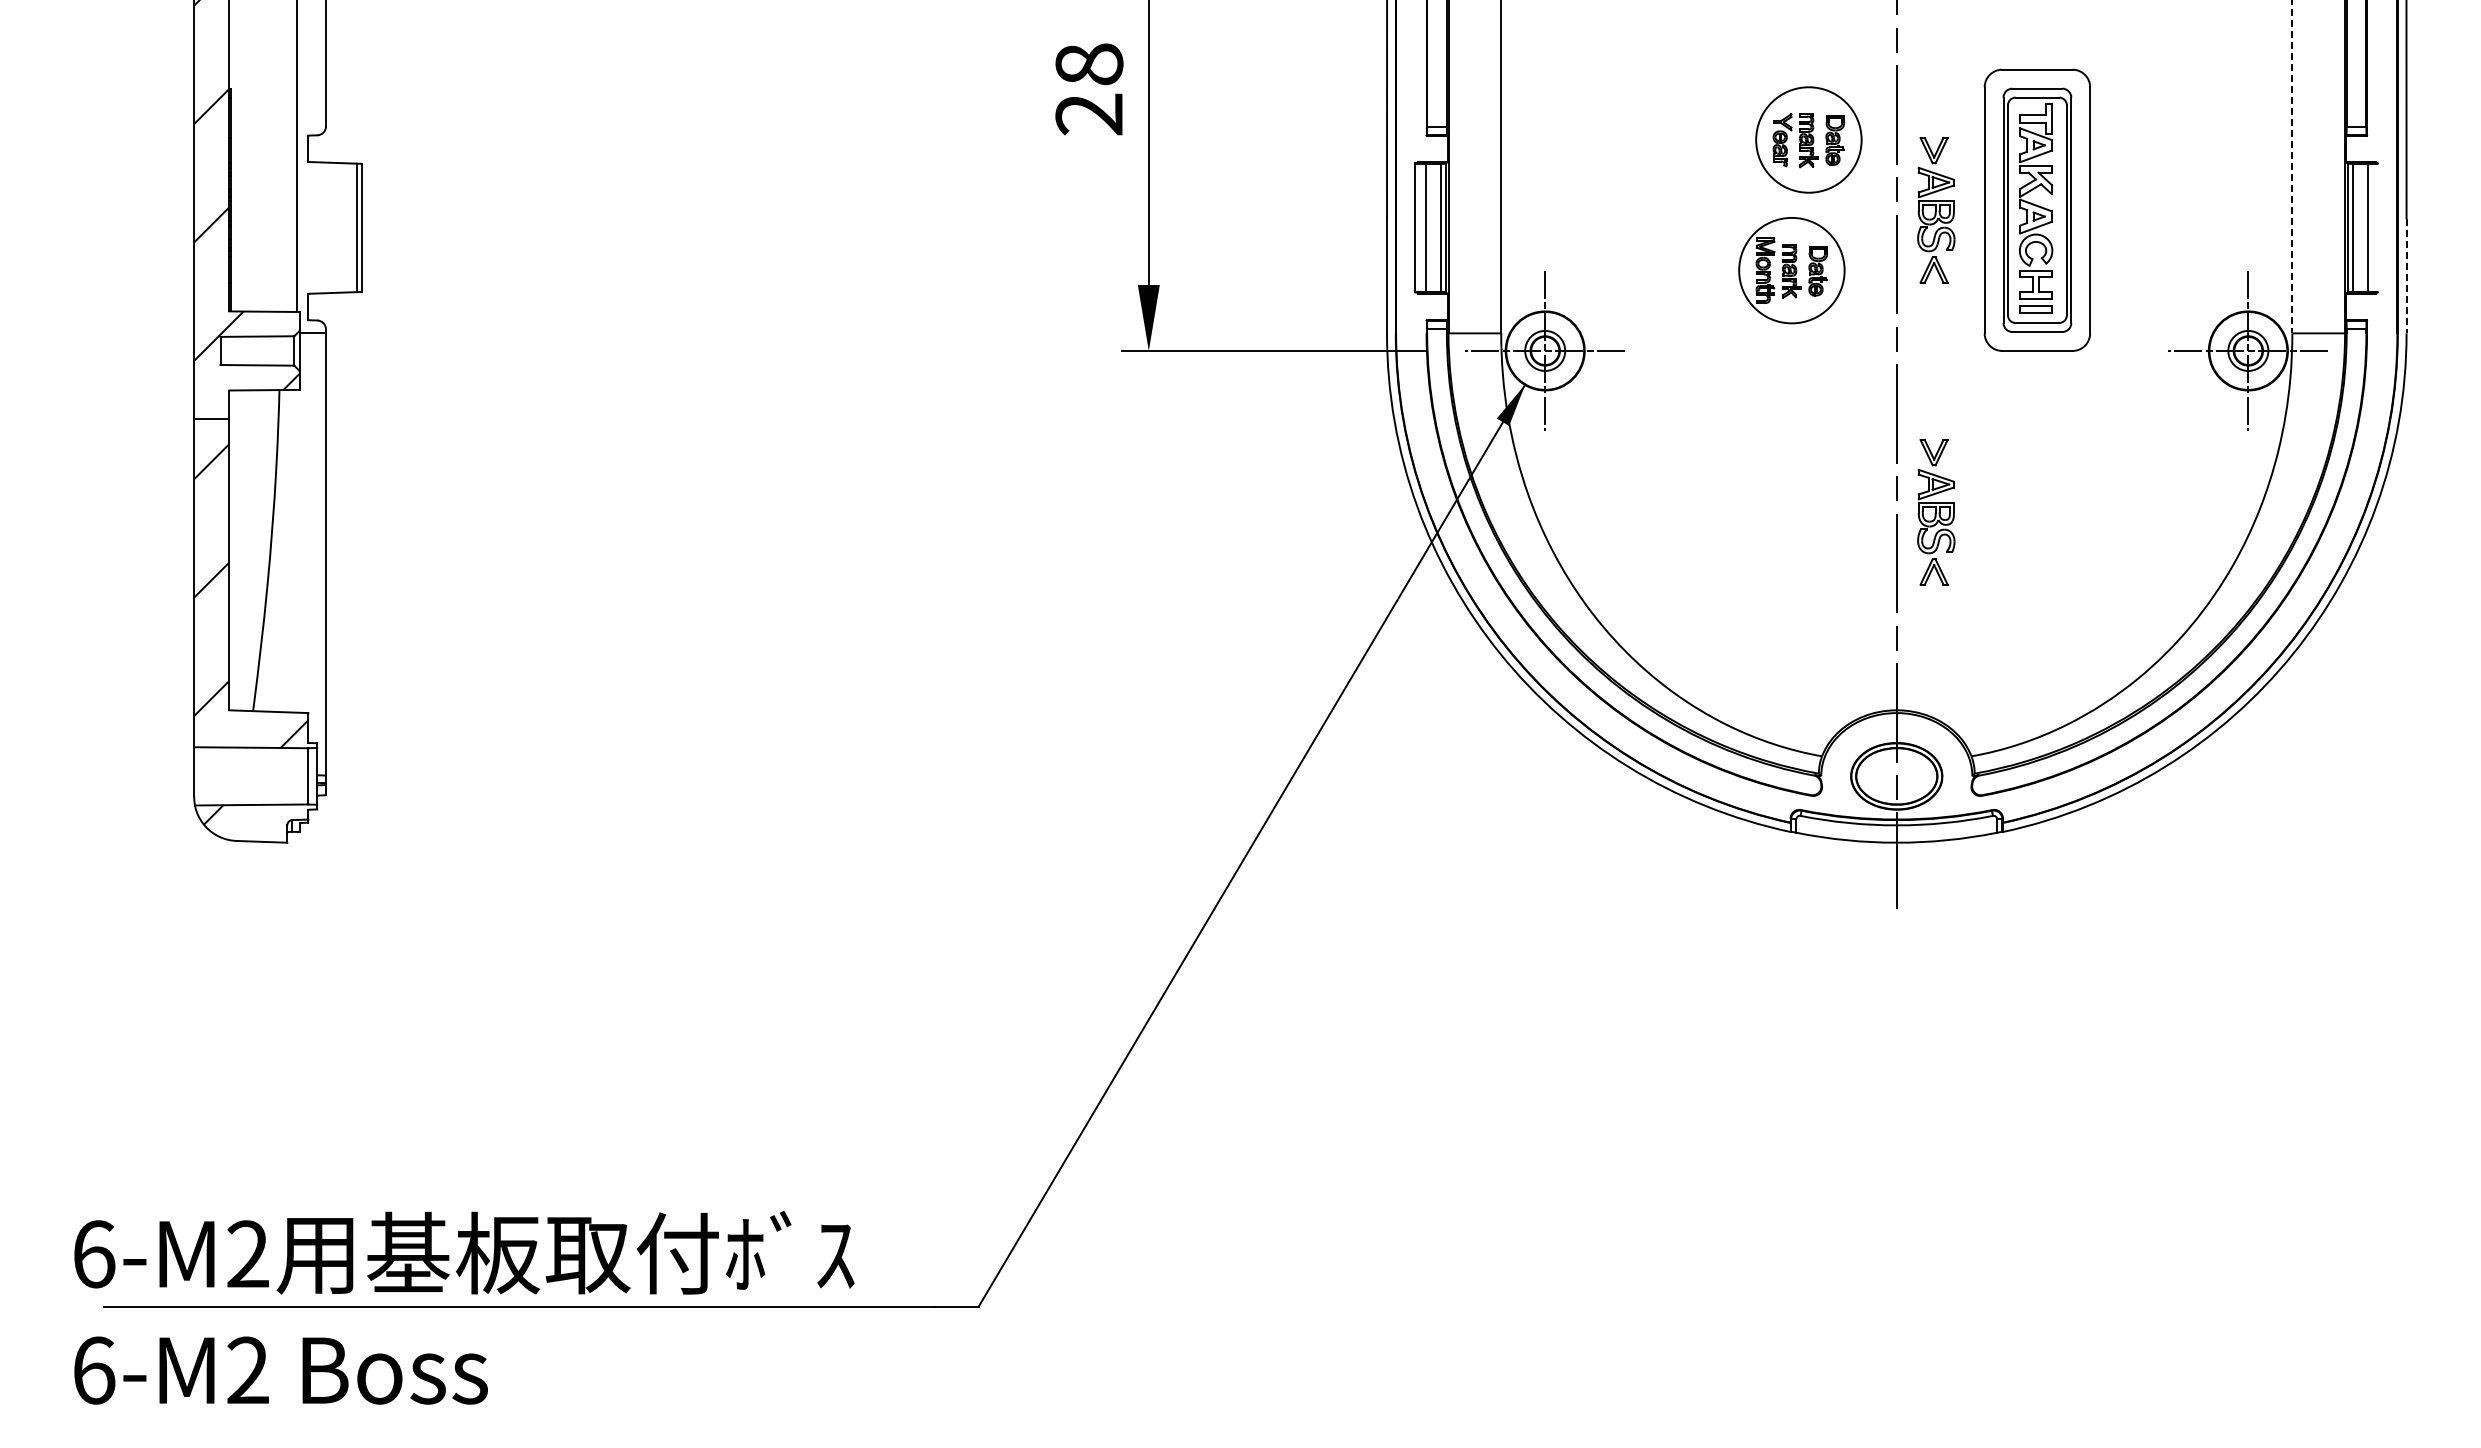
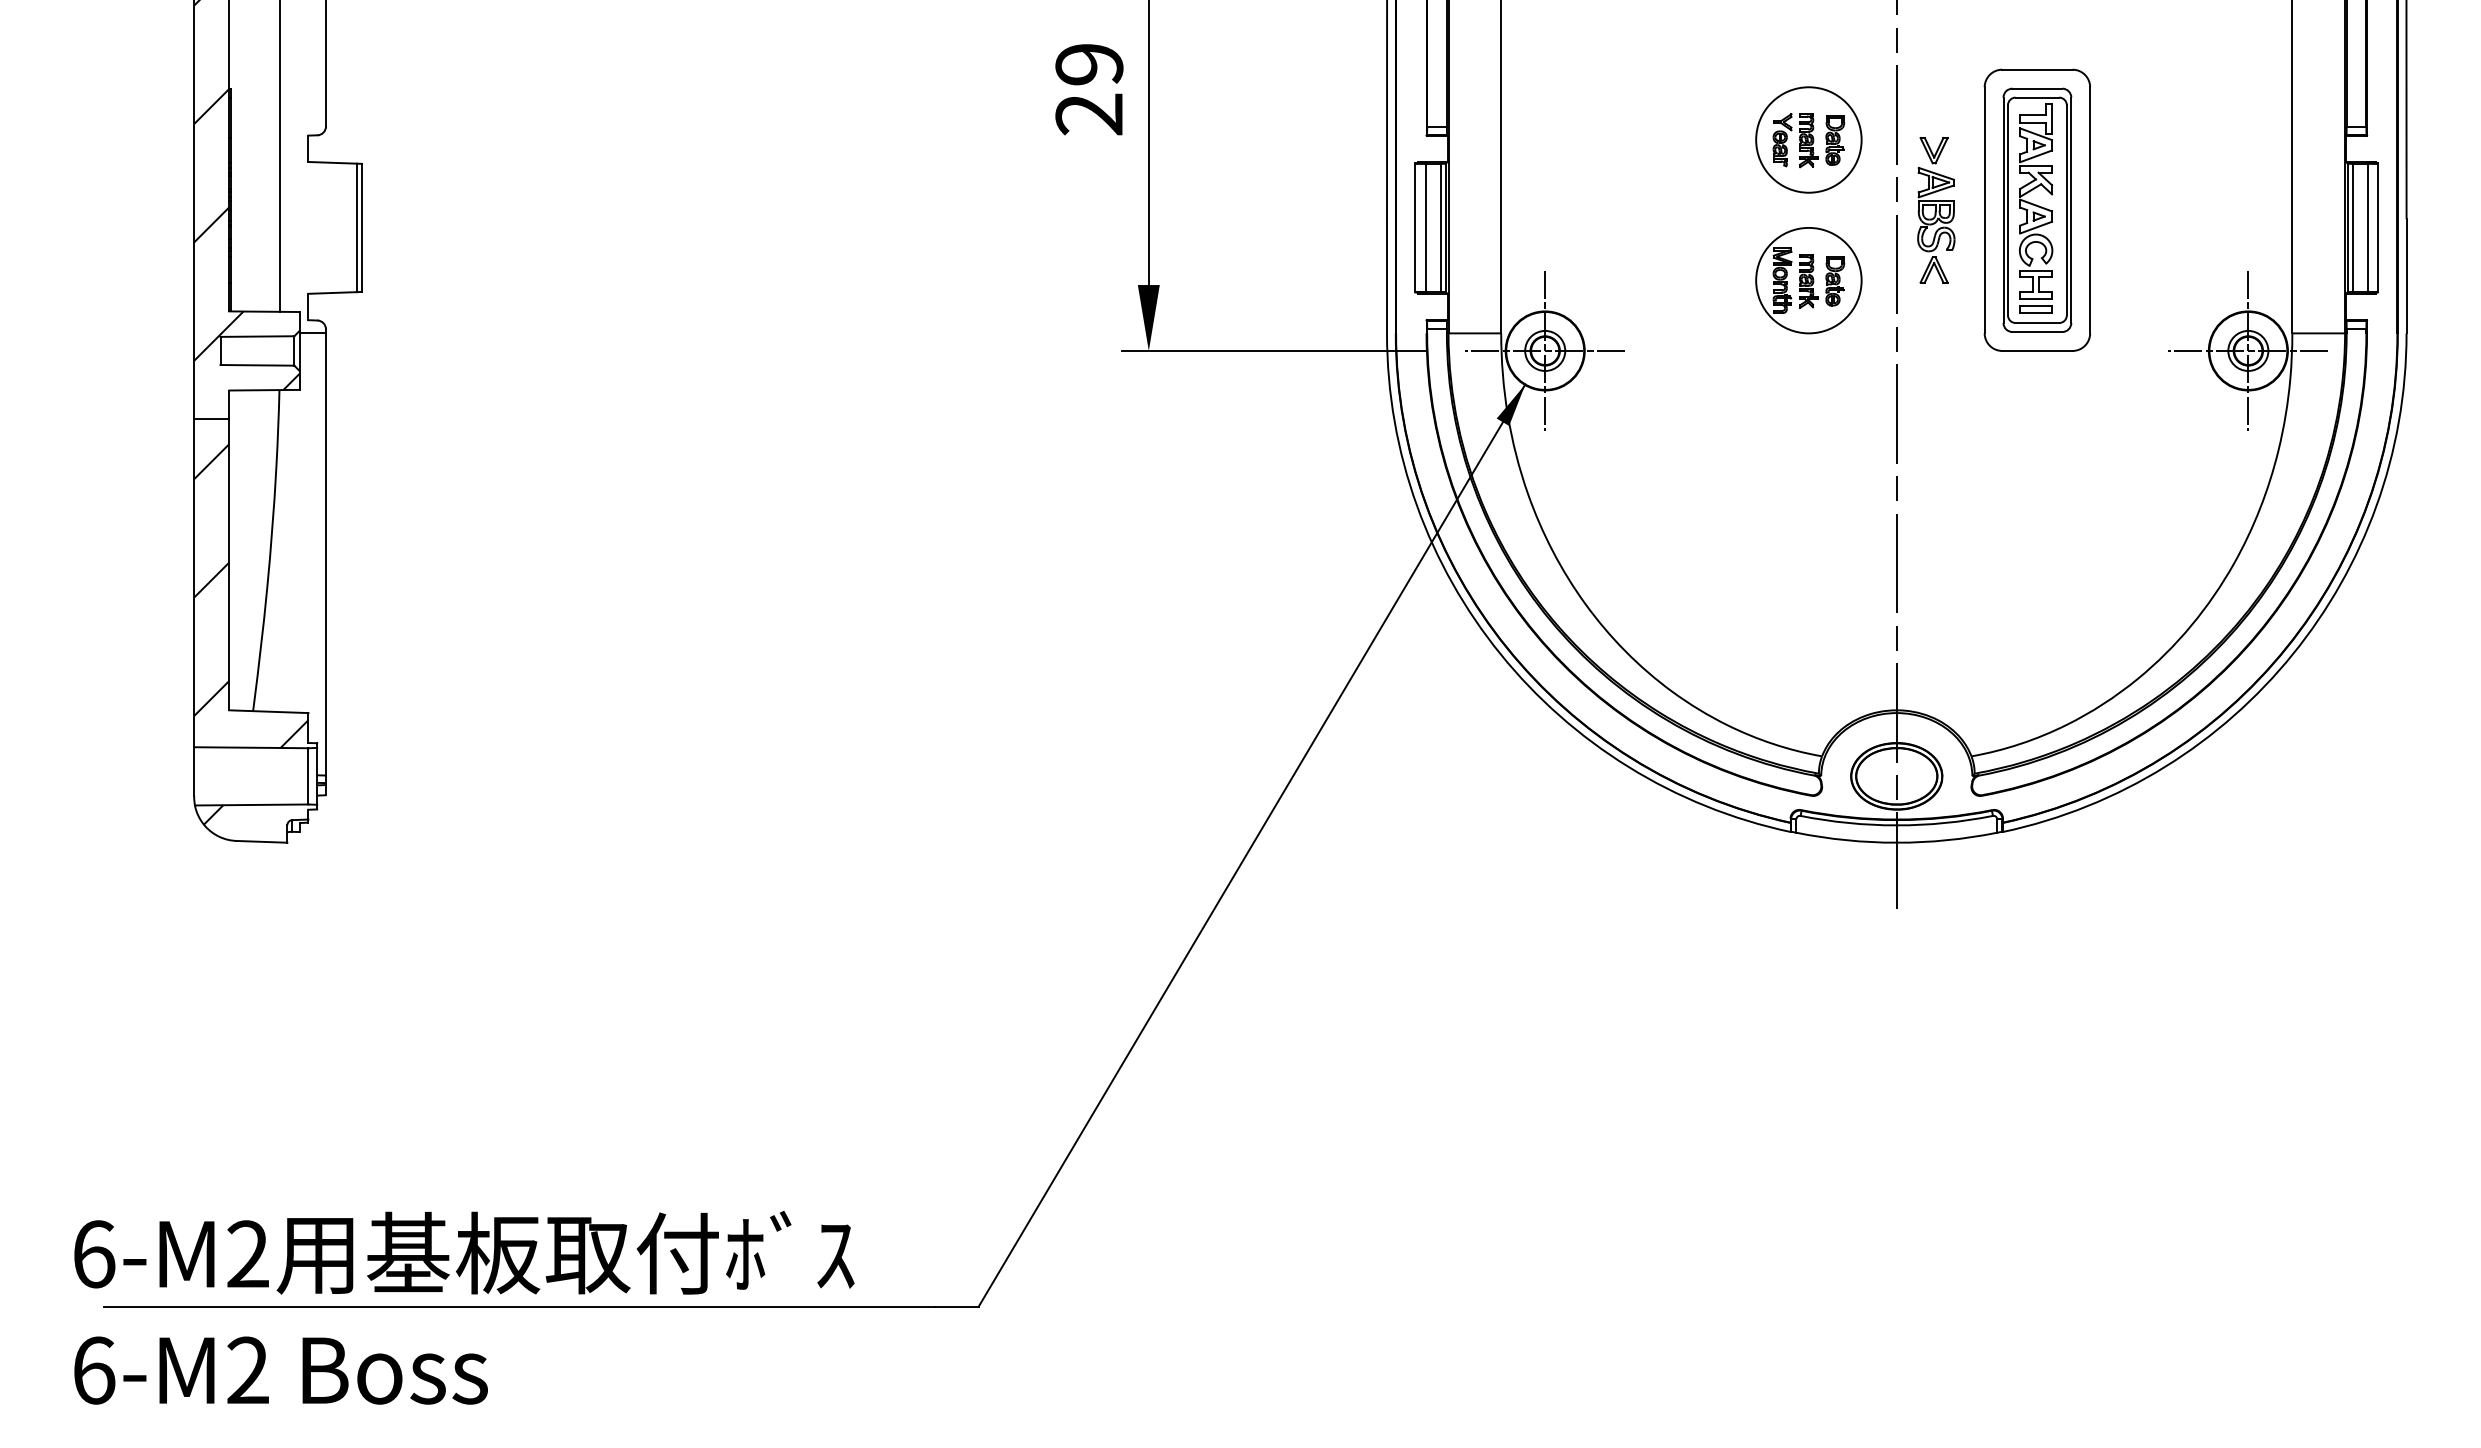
text: 28 -> 29 (1089, 64)
line position: (297, 156) -> (280, 156) (280, 156)
line: dashed -> solid (2292, 167)
line: none -> present (2378, 227)
part position: (1791, 270) -> (1808, 280) (1808, 280)
line: dashed -> solid (2406, 276)
part: present -> none (1936, 512)
